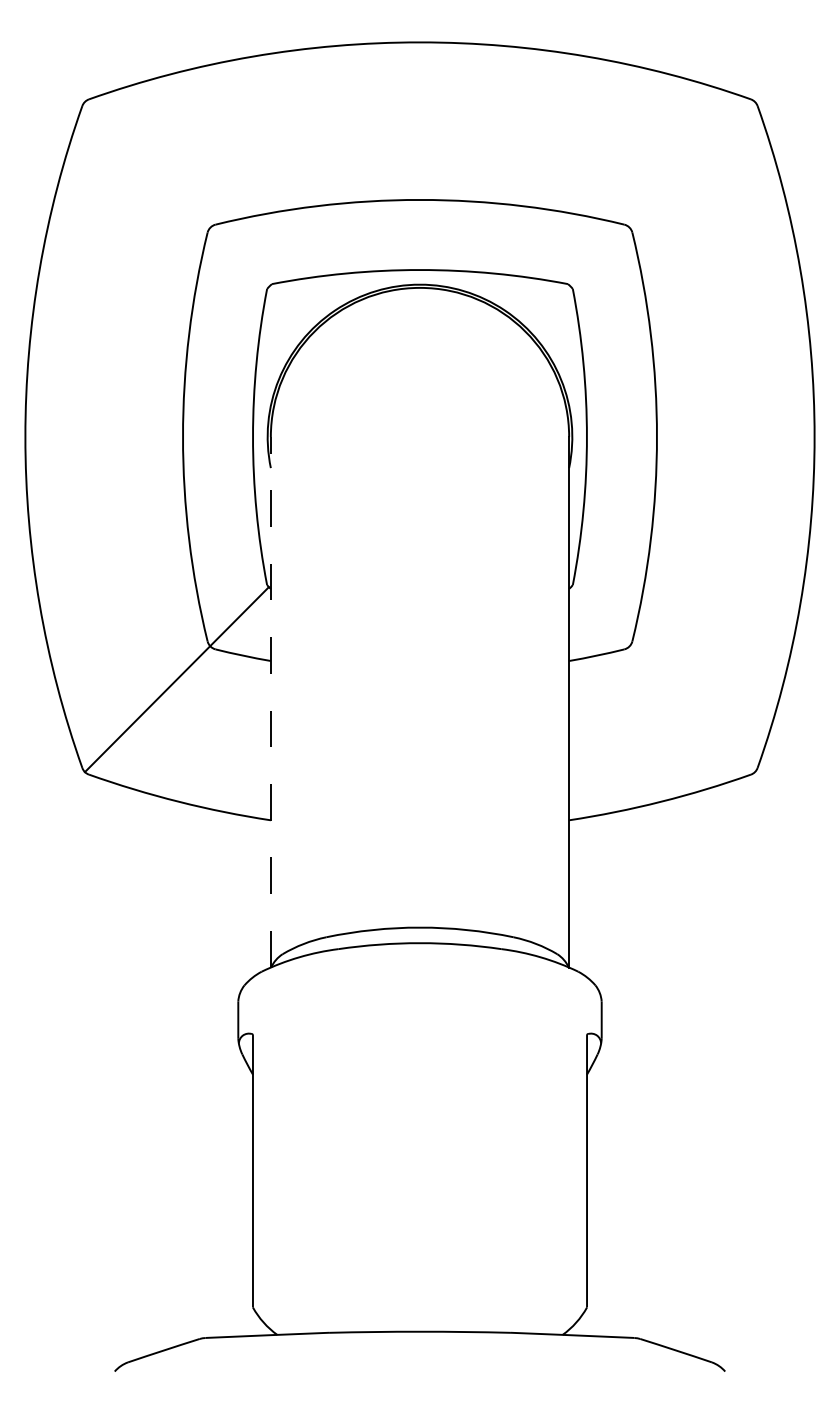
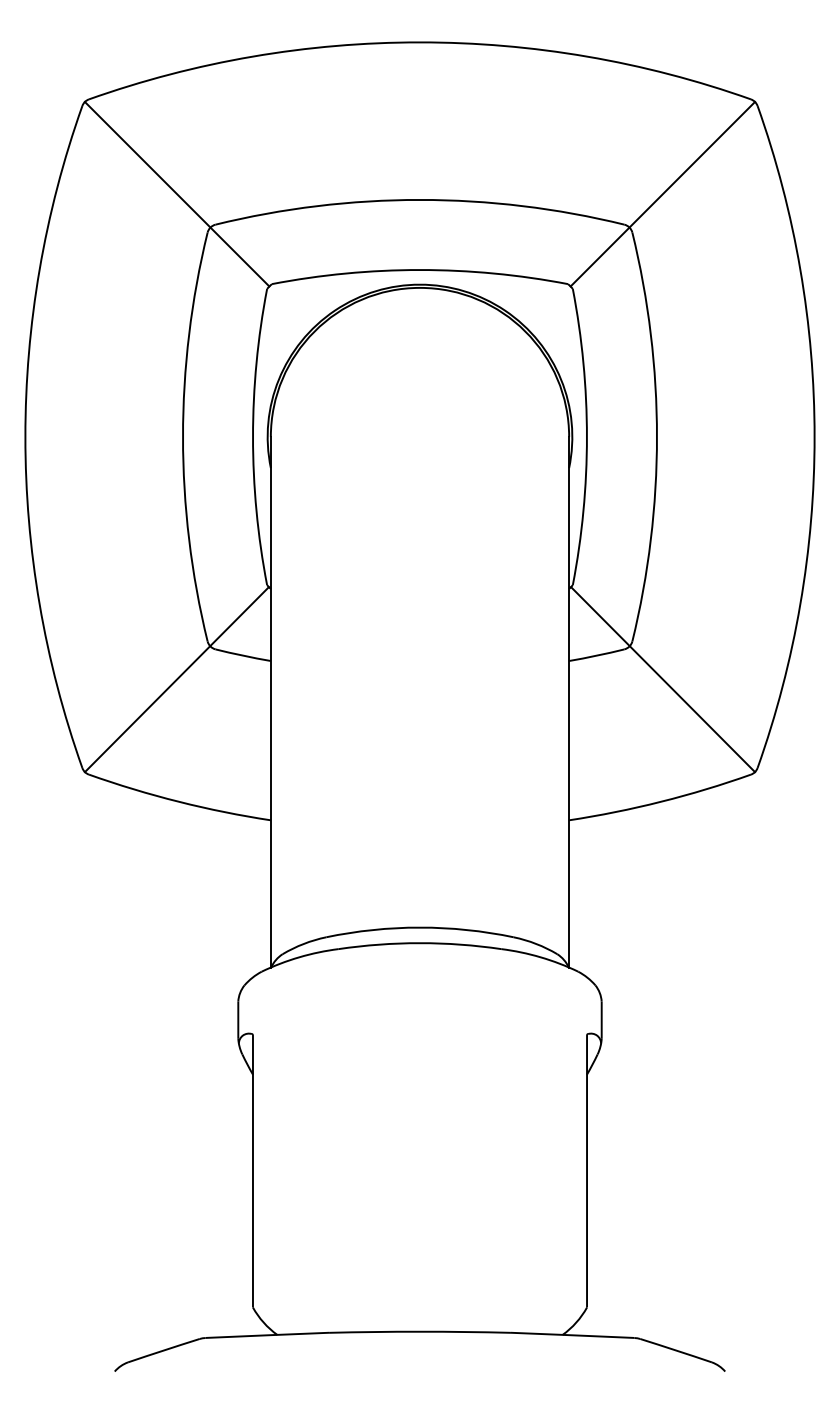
line: none -> present (176, 193)
line: none -> present (662, 193)
line: none -> present (663, 679)
line: dashed -> solid (270, 701)
